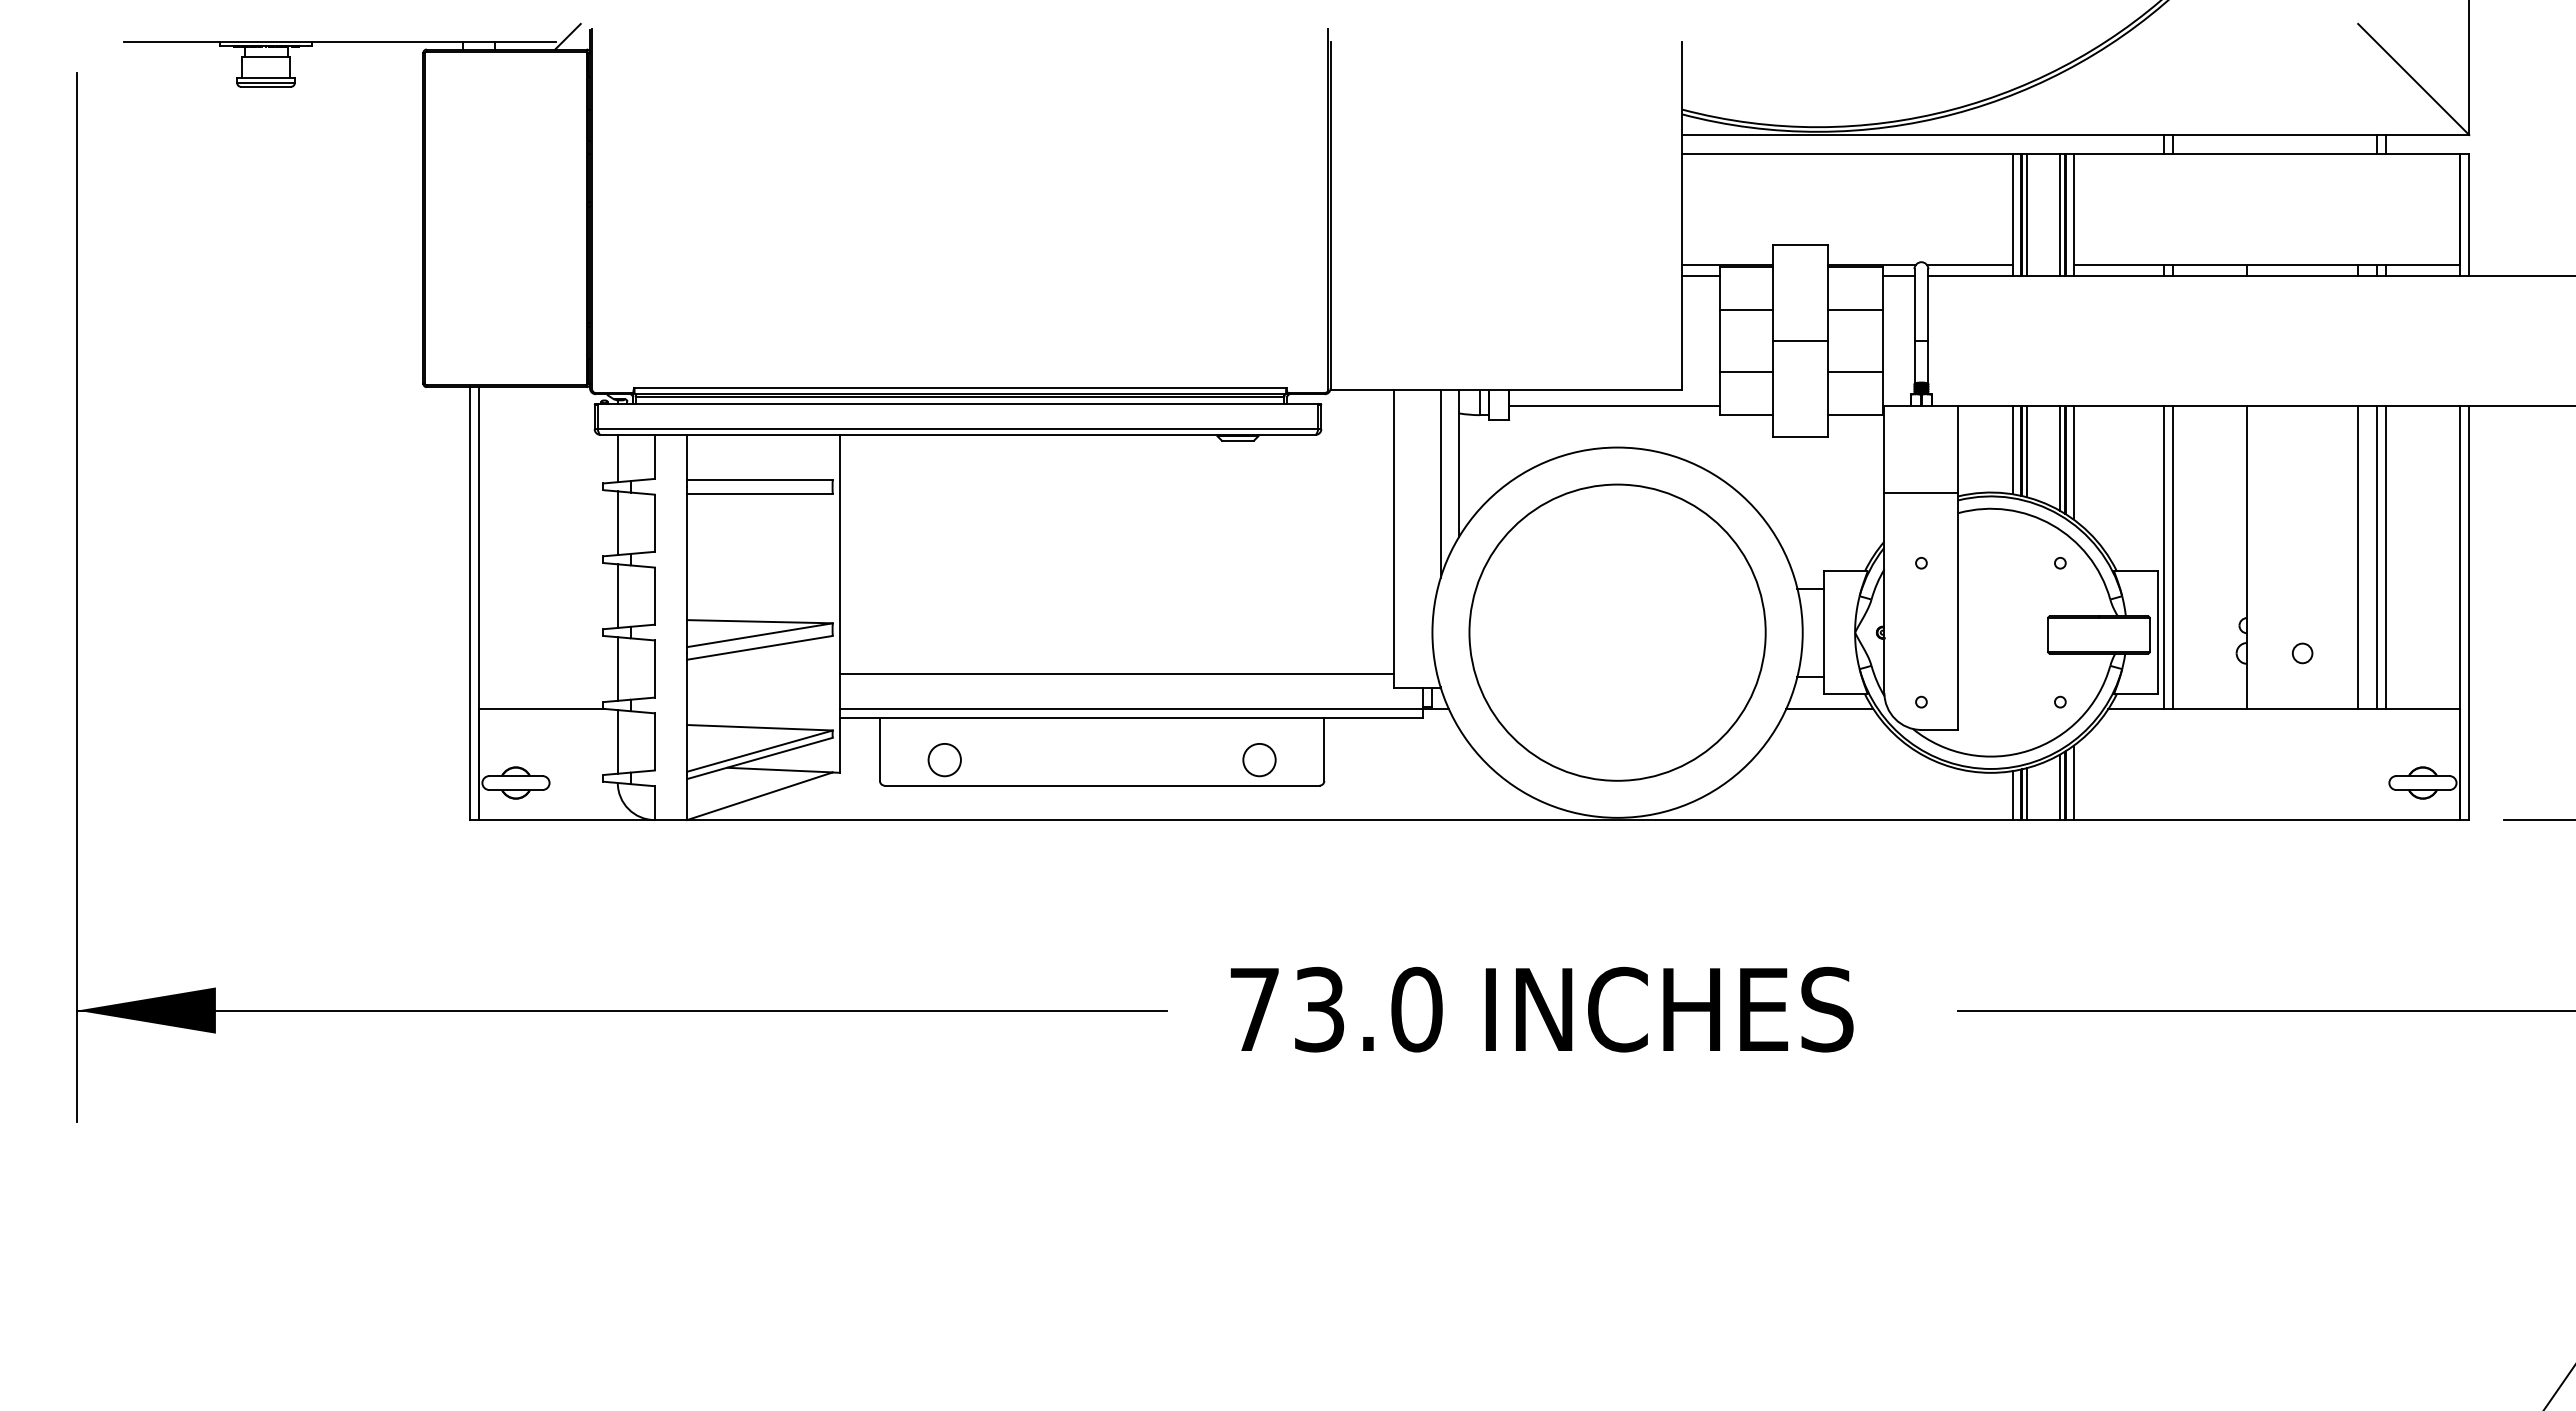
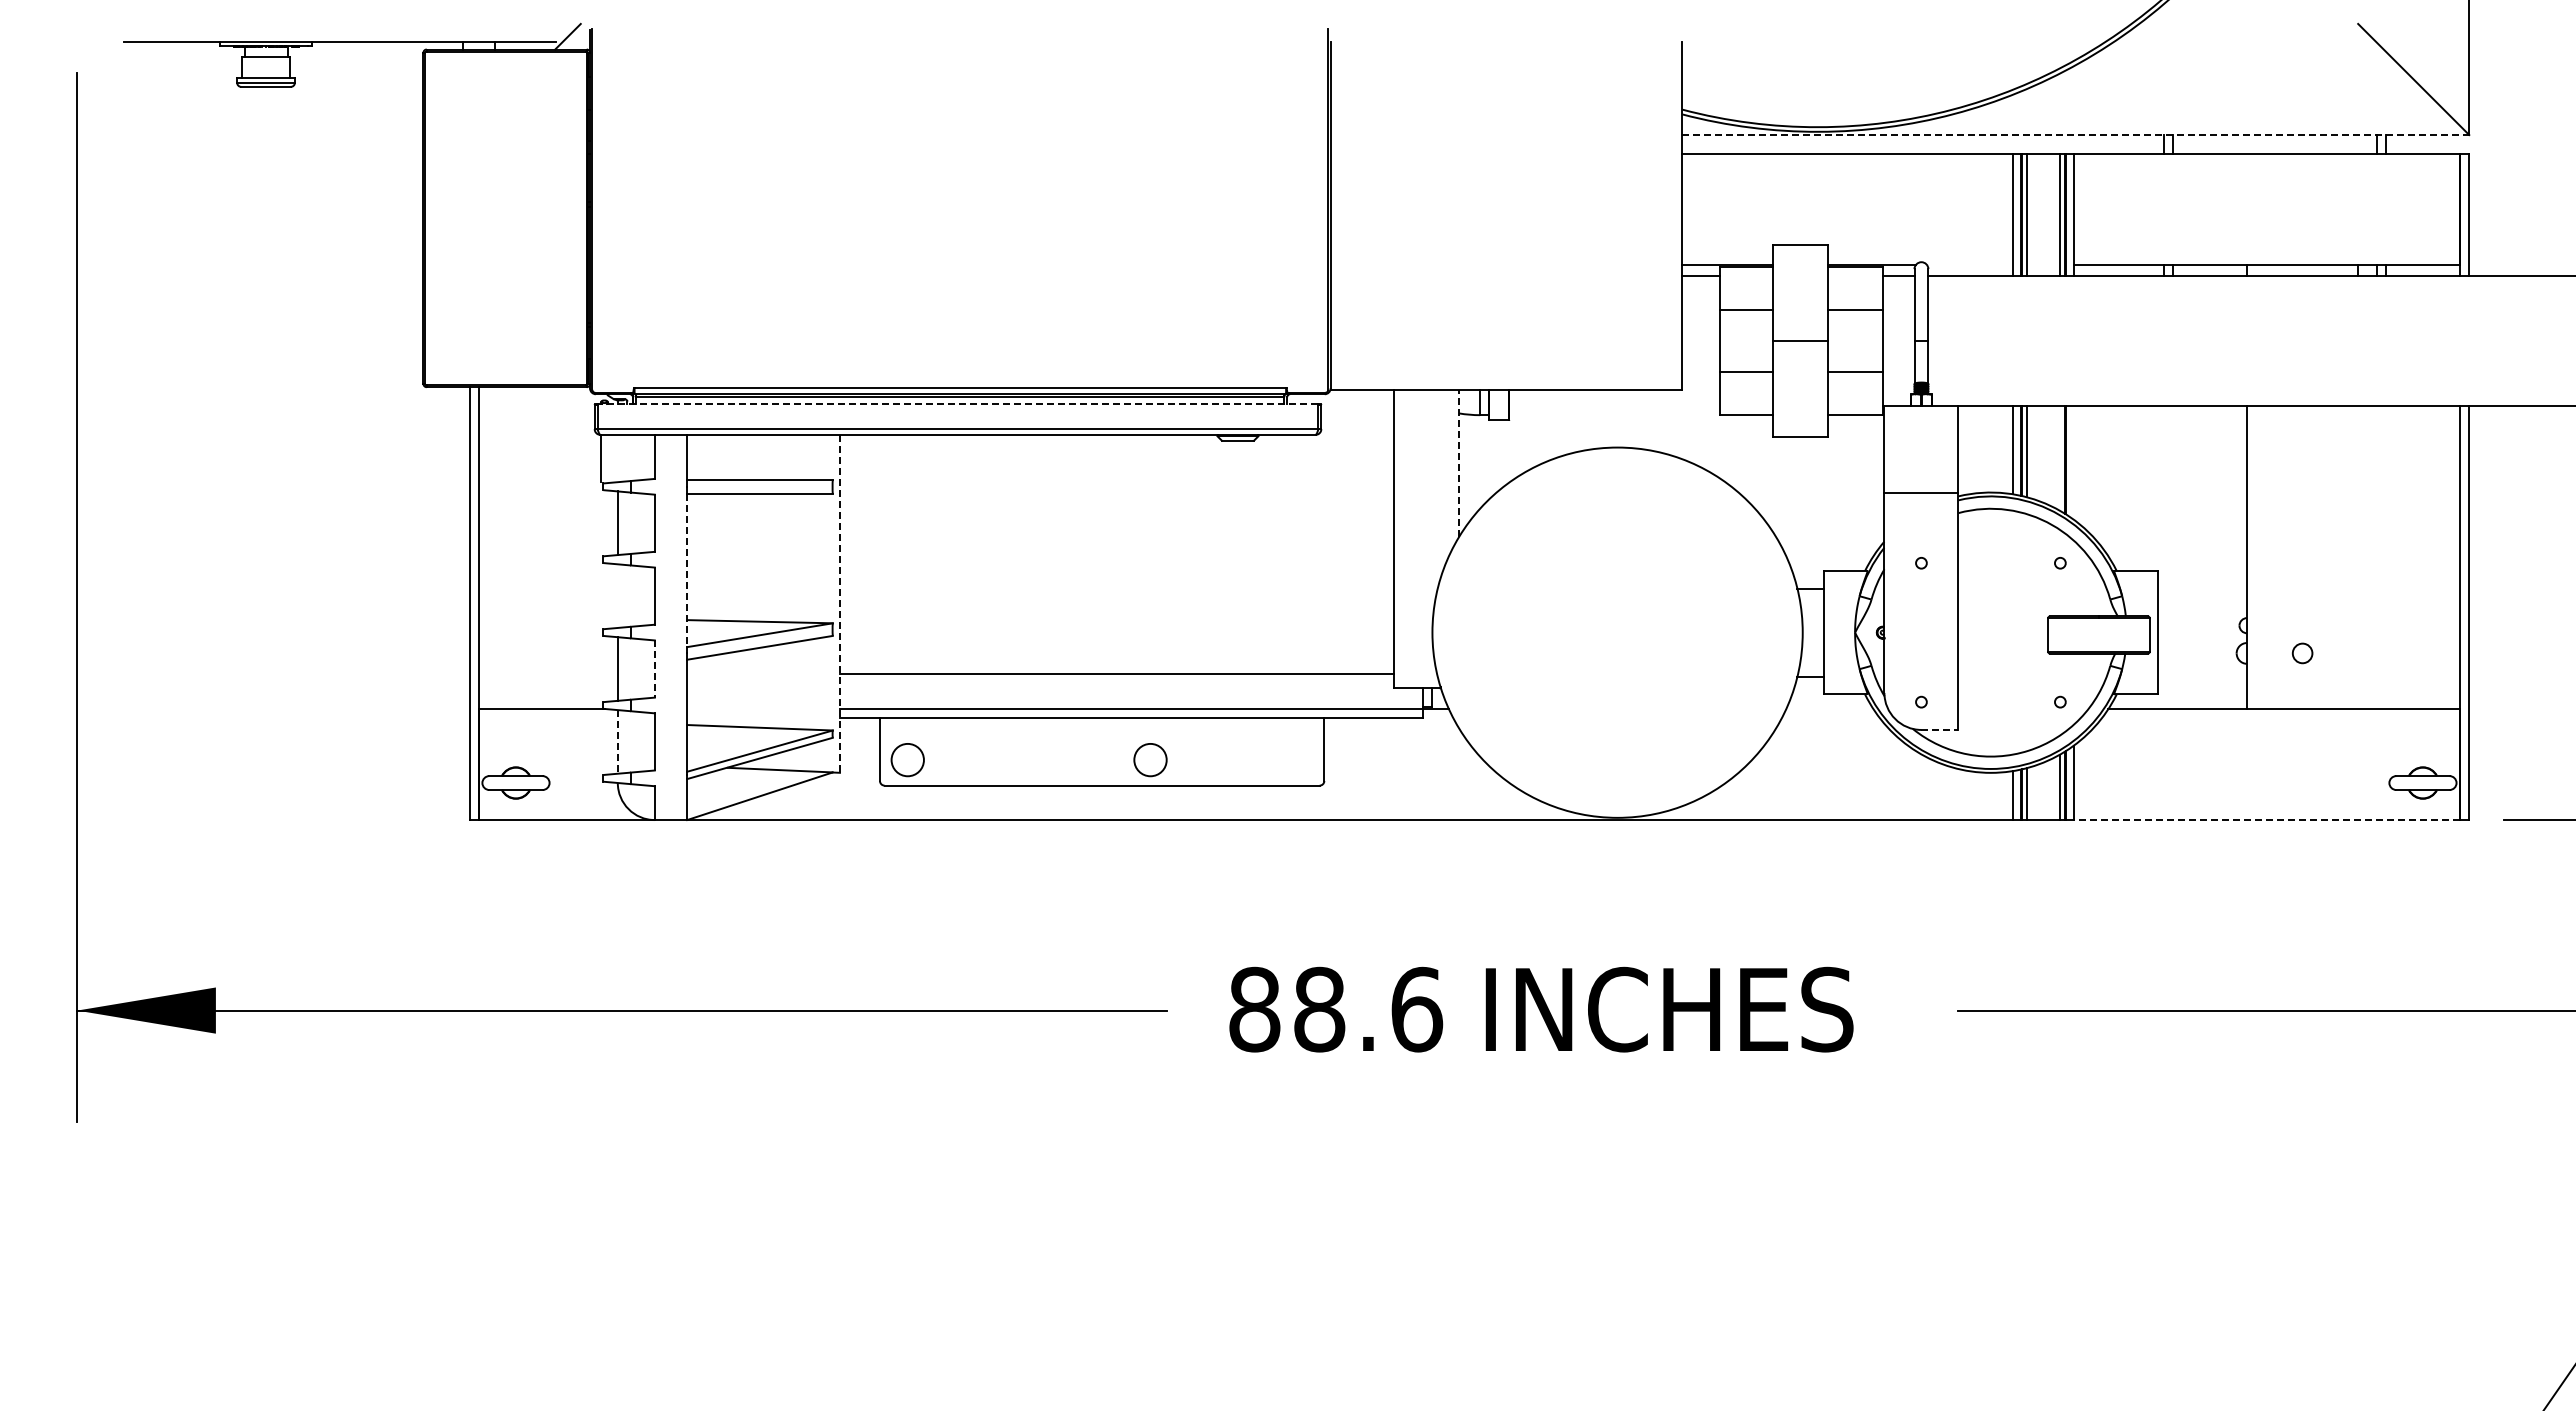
line: solid -> dashed (2076, 135)
line: present -> none (1969, 264)
line: solid -> dashed (958, 404)
line: present -> none (1614, 405)
line: present -> none (2059, 457)
line position: (617, 458) -> (600, 458) (600, 458)
line: present -> none (2073, 462)
line: solid -> dashed (1459, 463)
line: present -> none (1440, 483)
line: present -> none (2163, 556)
line: present -> none (2173, 556)
line: present -> none (2358, 556)
line: present -> none (2376, 556)
line: present -> none (2385, 556)
line: solid -> dashed (687, 570)
line: present -> none (617, 595)
line: solid -> dashed (839, 603)
circle: present -> none (1617, 632)
line: solid -> dashed (654, 669)
line: present -> none (1829, 708)
line: solid -> dashed (1939, 729)
line: solid -> dashed (617, 741)
circle position: (944, 760) -> (907, 760) (907, 760)
circle position: (1259, 760) -> (1150, 760) (1150, 760)
line: solid -> dashed (2266, 820)
text: 73.0 -> 88.6 (1336, 1009)
